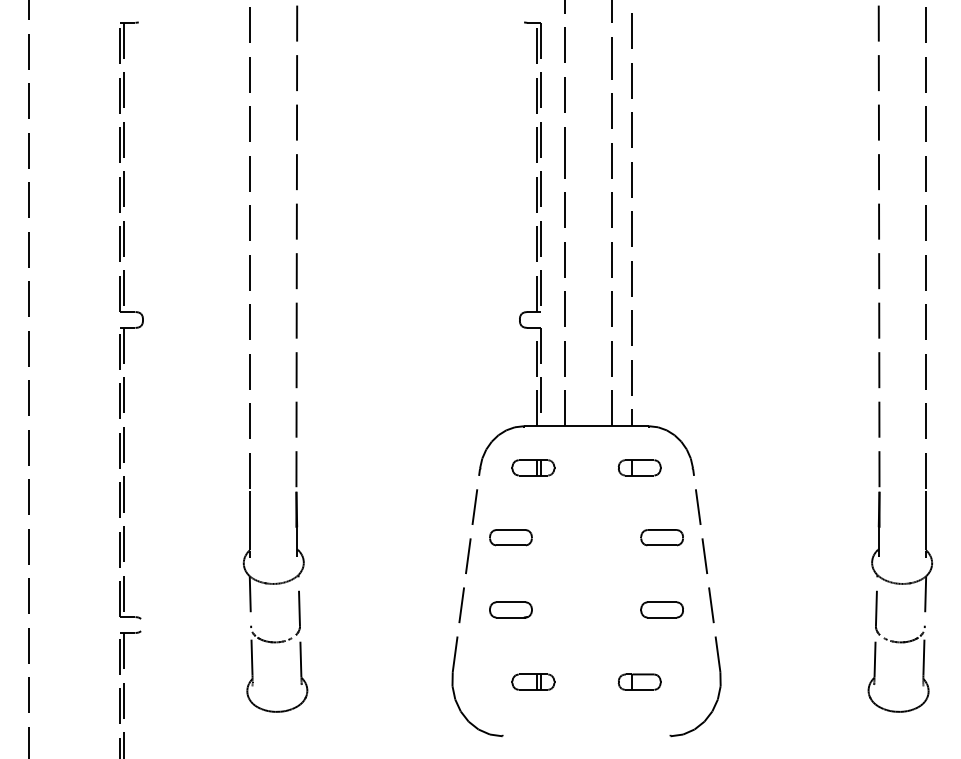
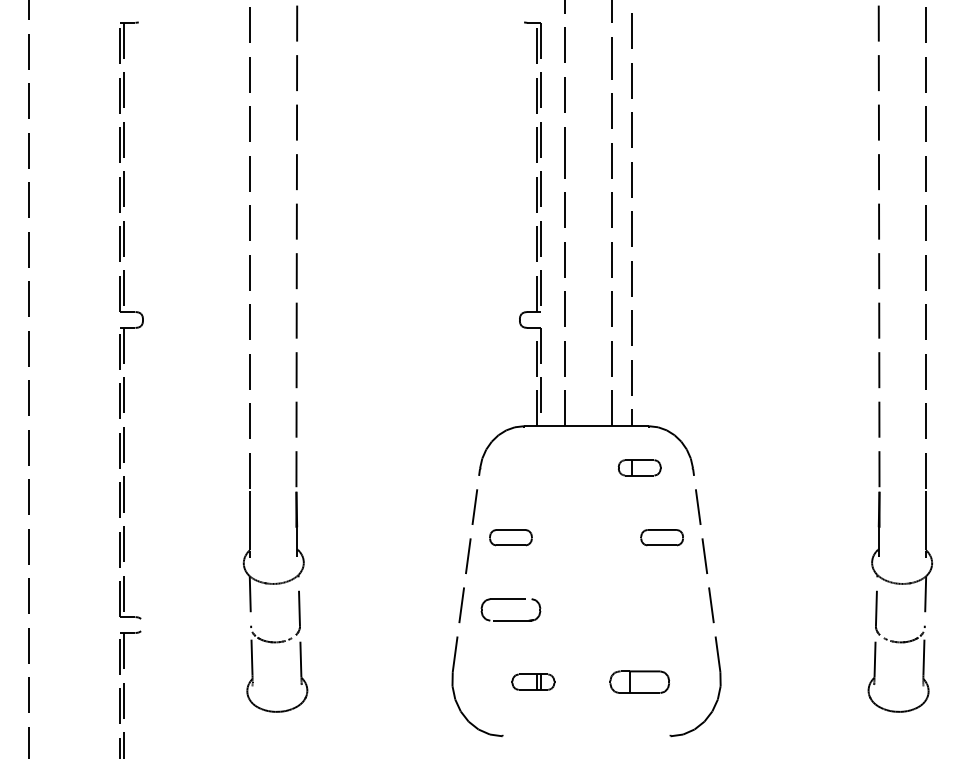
part: present -> none (533, 467)
part size: 44x18 px -> 62x24 px (510, 609)
part: present -> none (661, 609)
part size: 45x18 px -> 61x24 px (639, 681)
